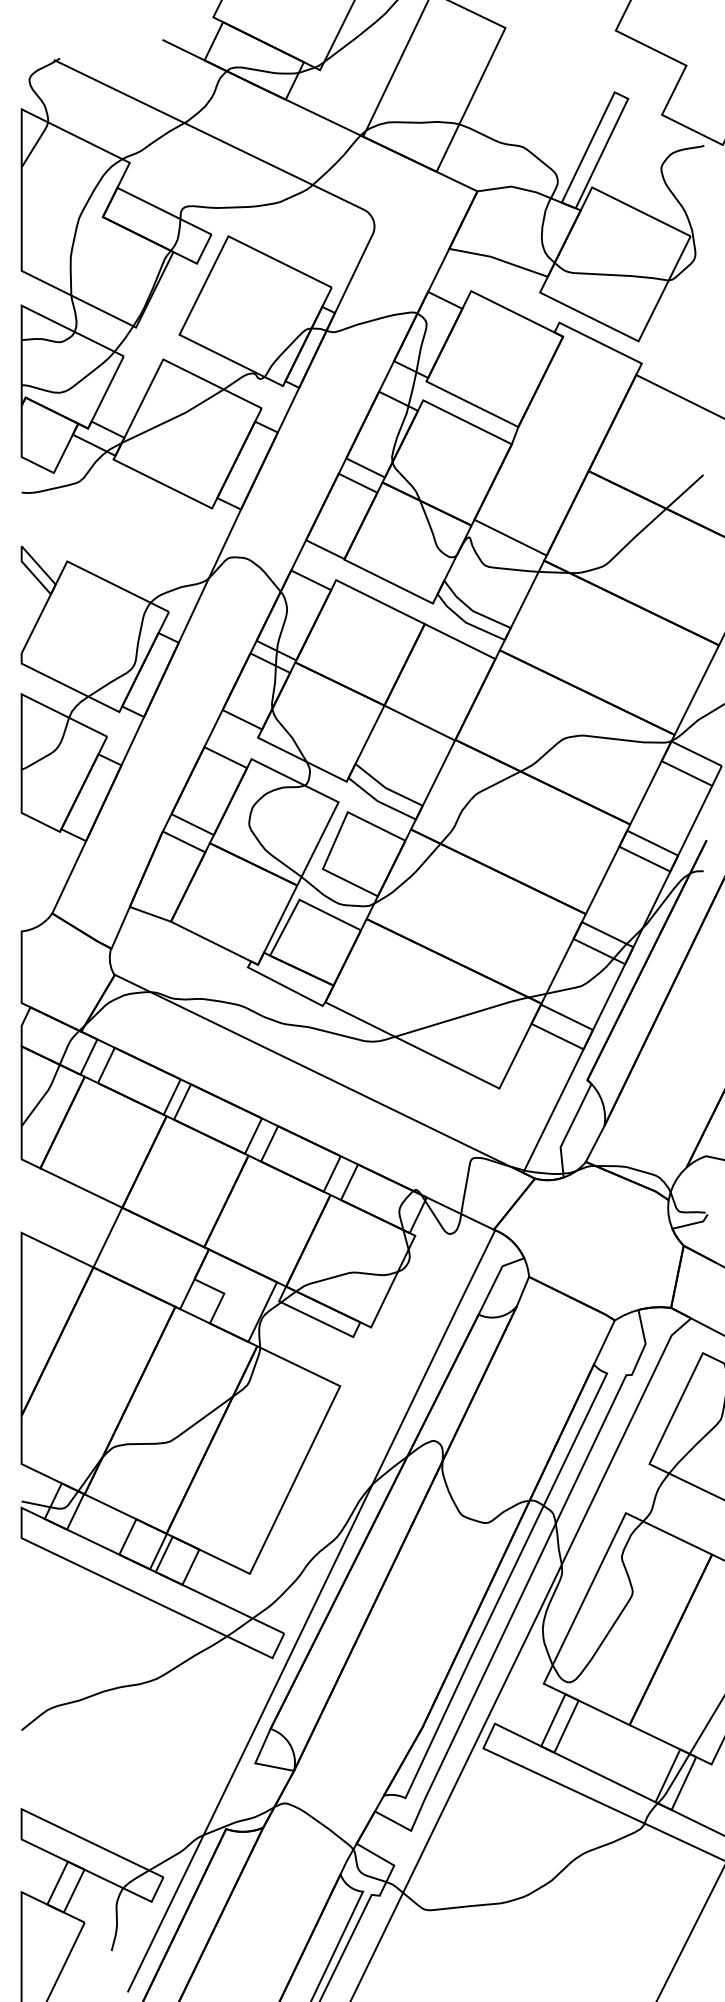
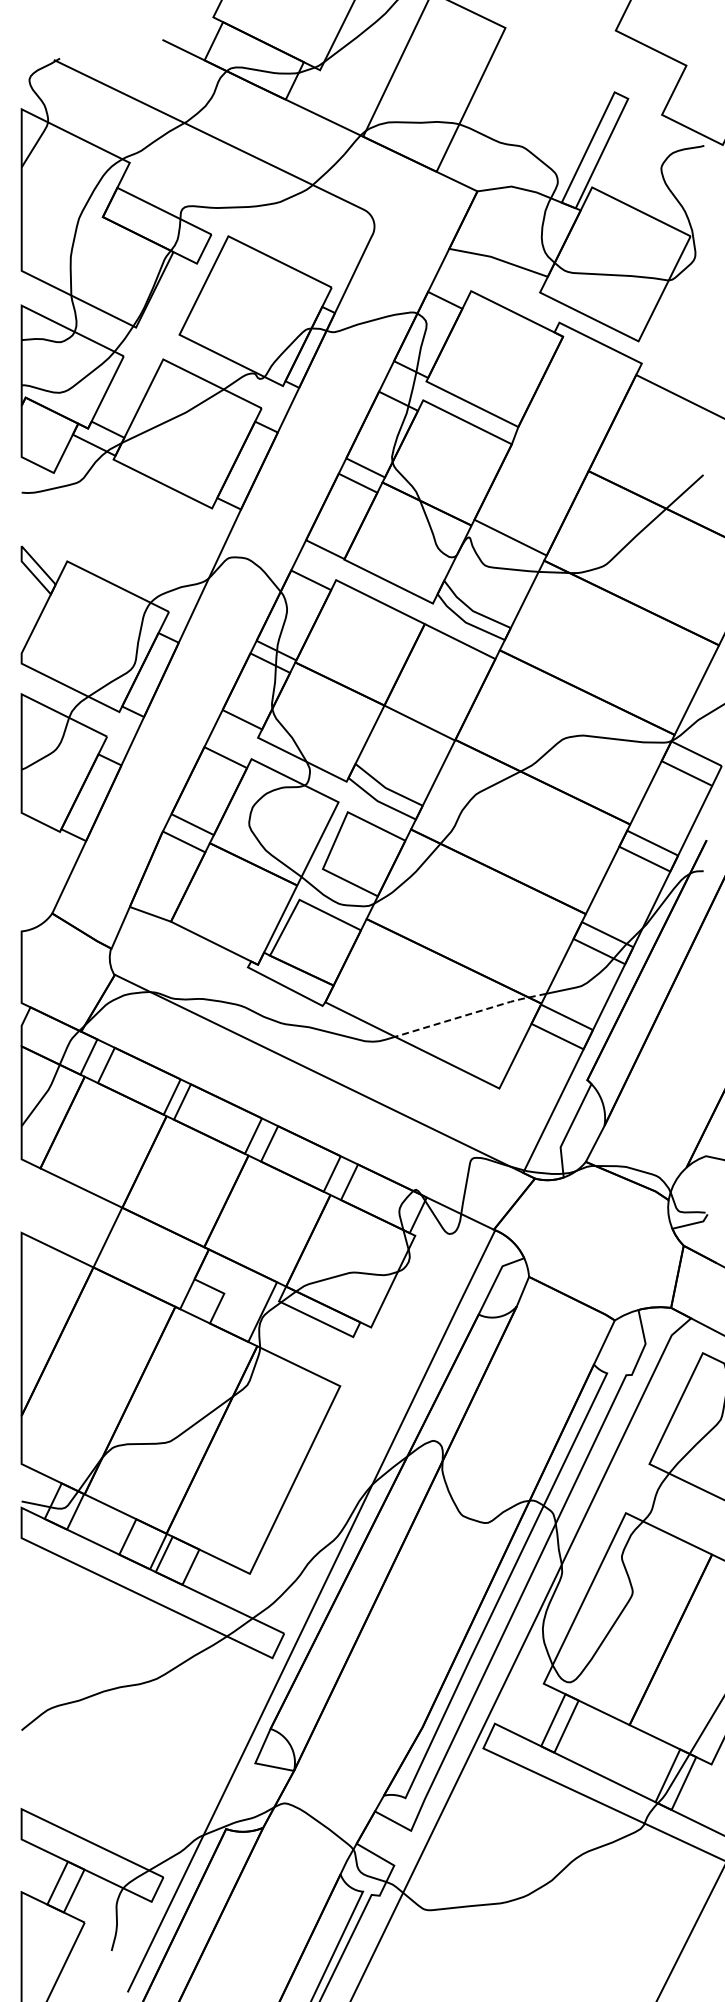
line: solid -> dashed (471, 1013)
